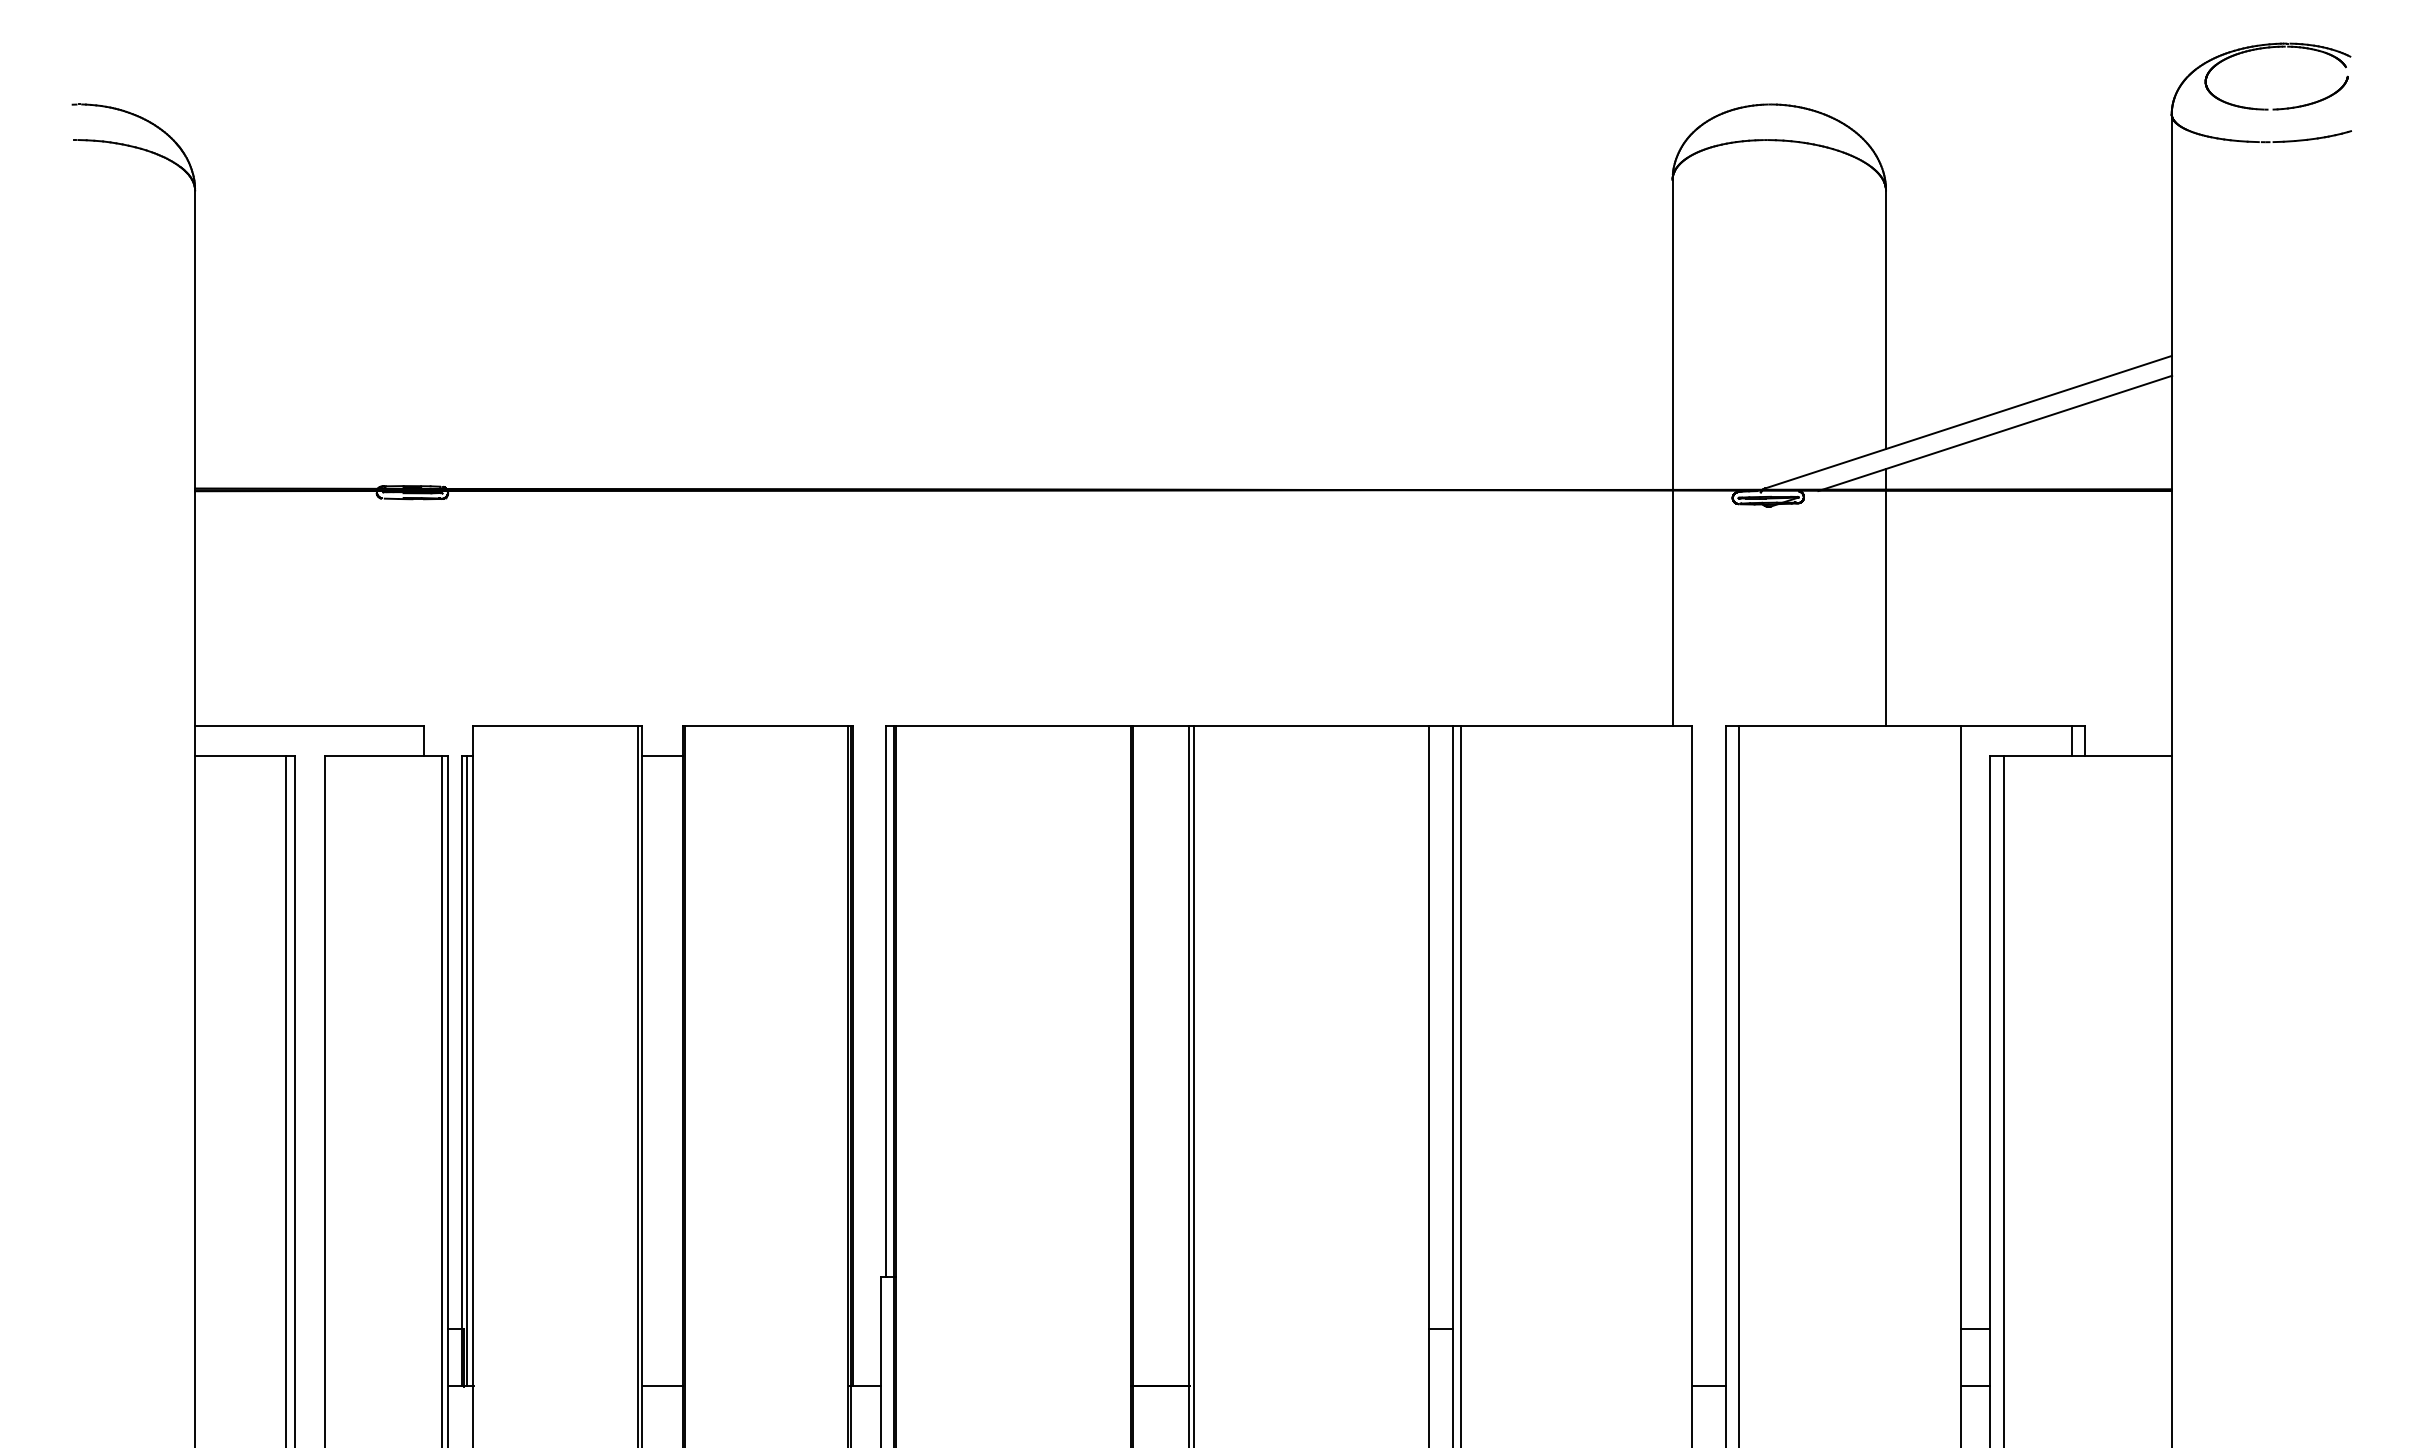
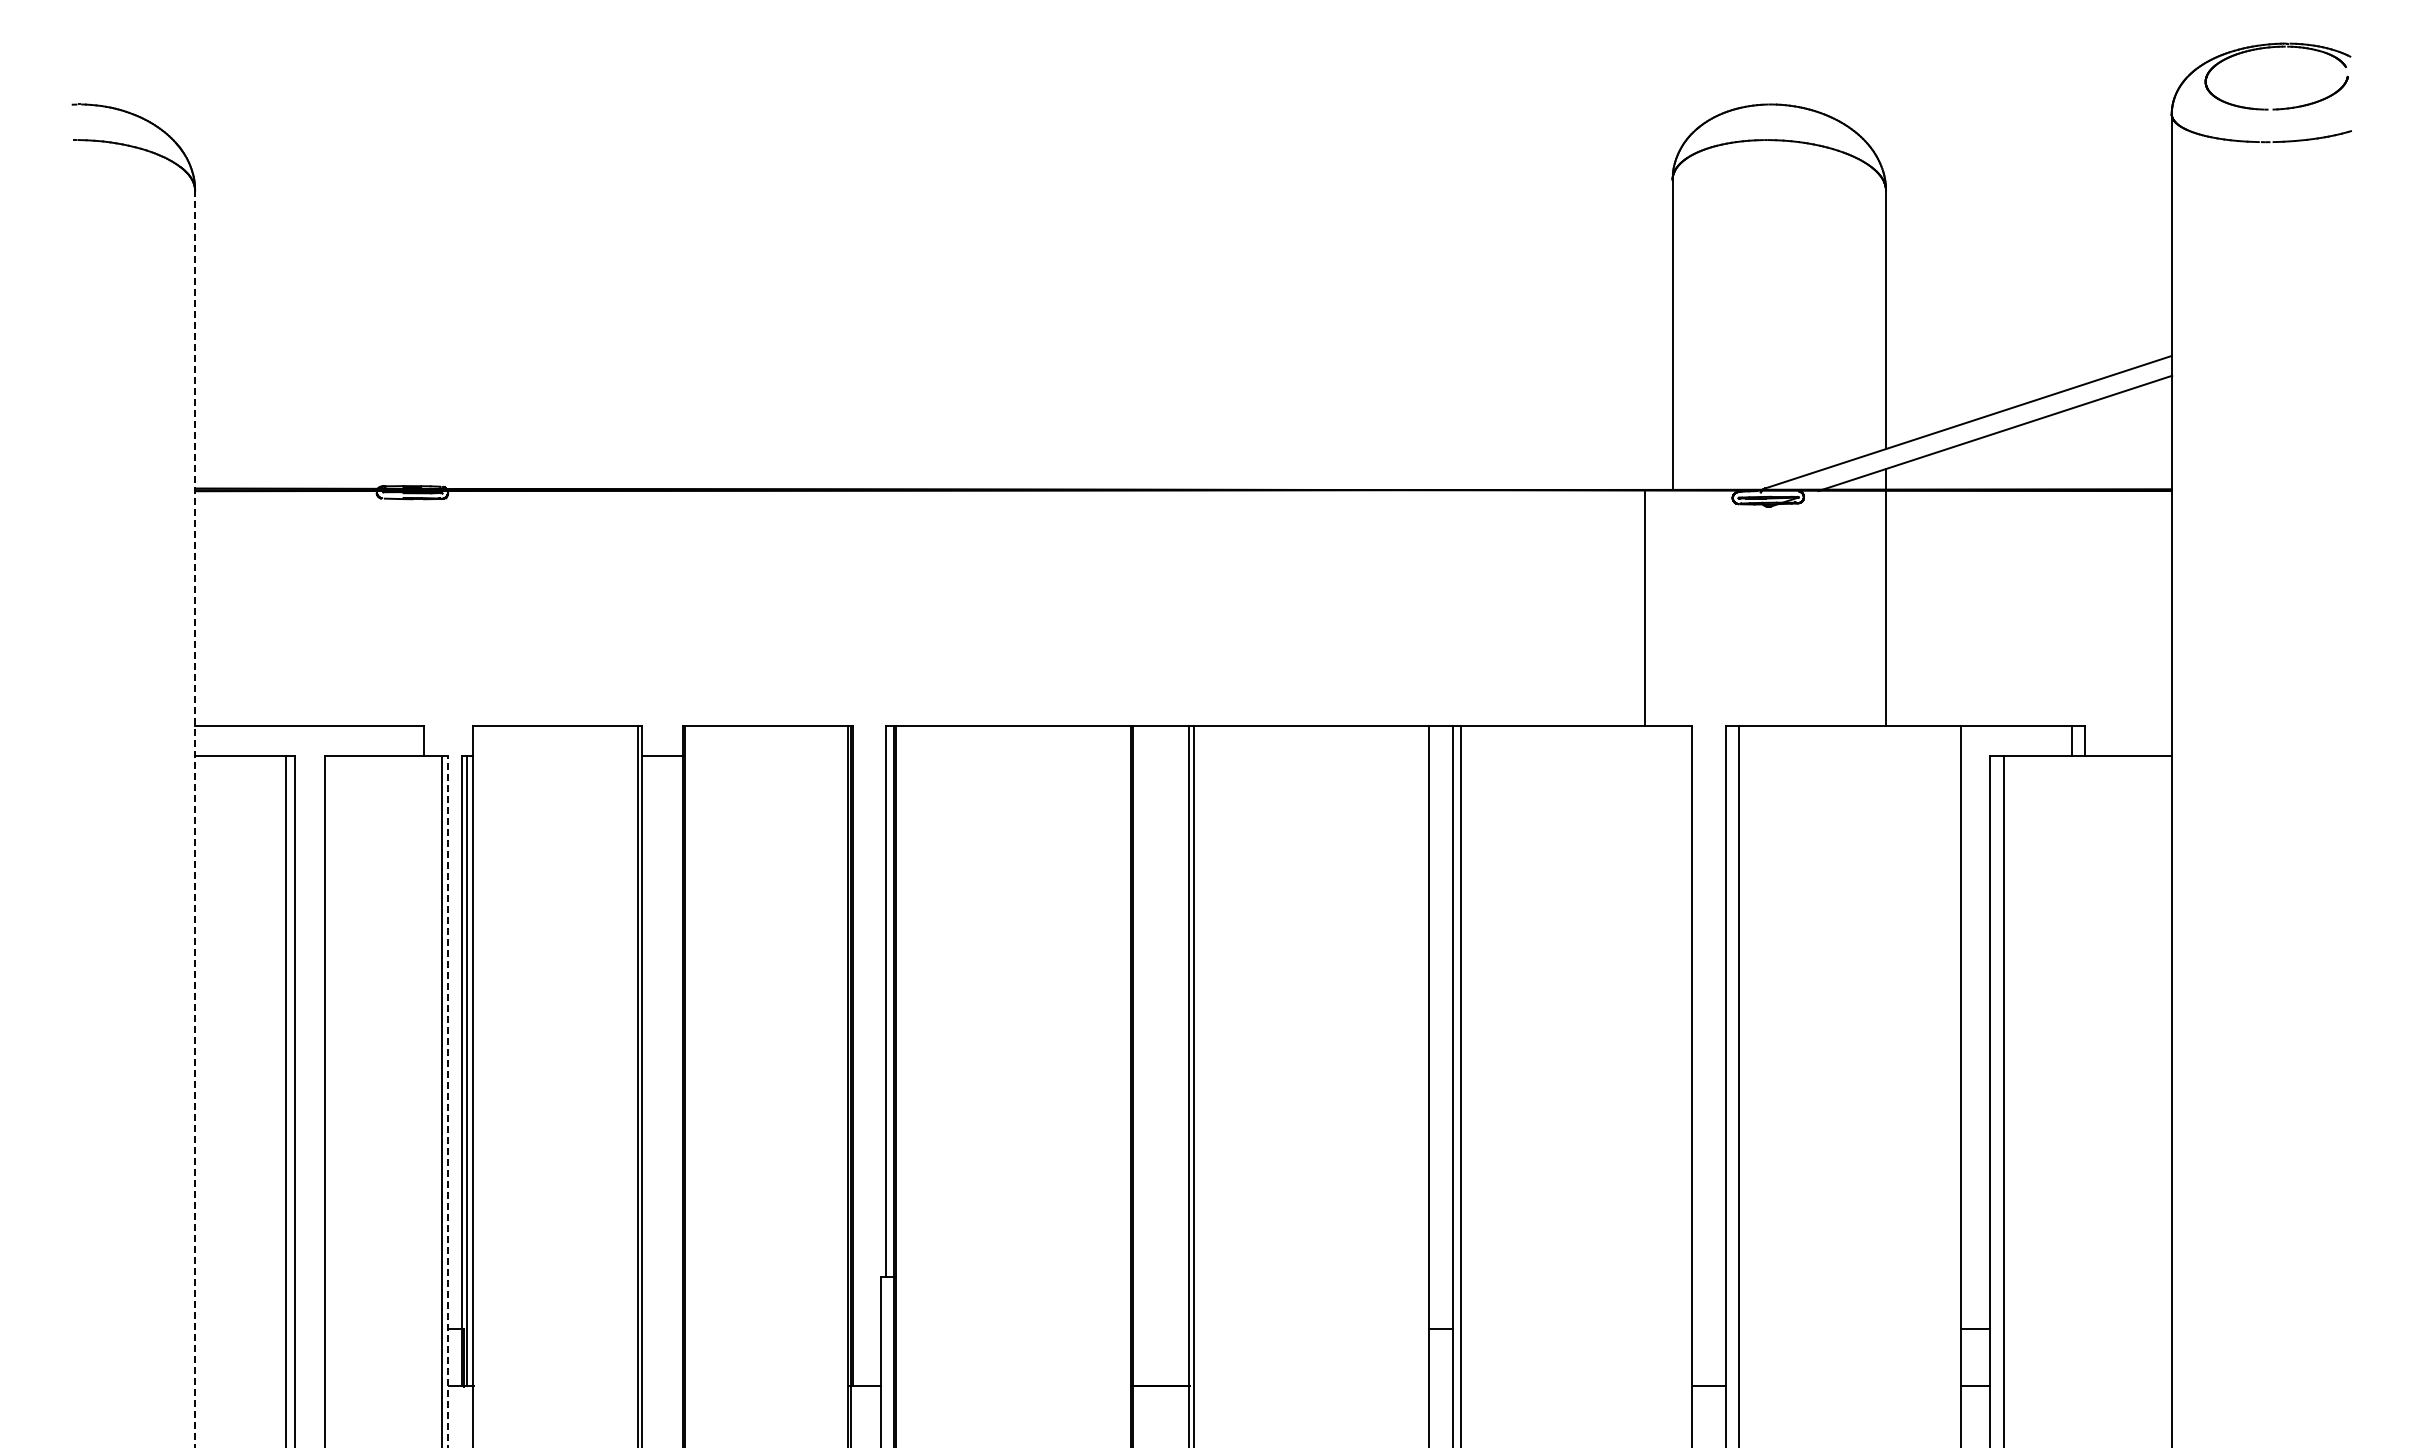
line position: (1672, 608) -> (1644, 608) (1644, 608)
line: solid -> dashed (195, 819)
line: solid -> dashed (448, 1101)
line: present -> none (662, 1386)
